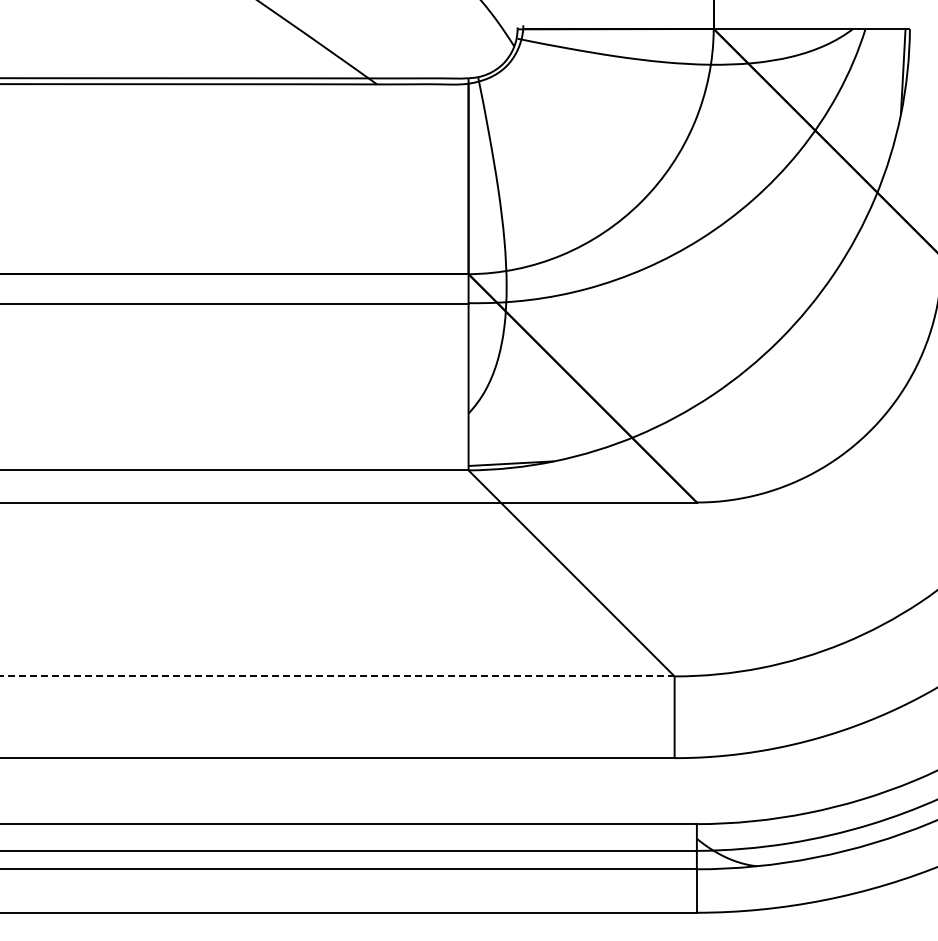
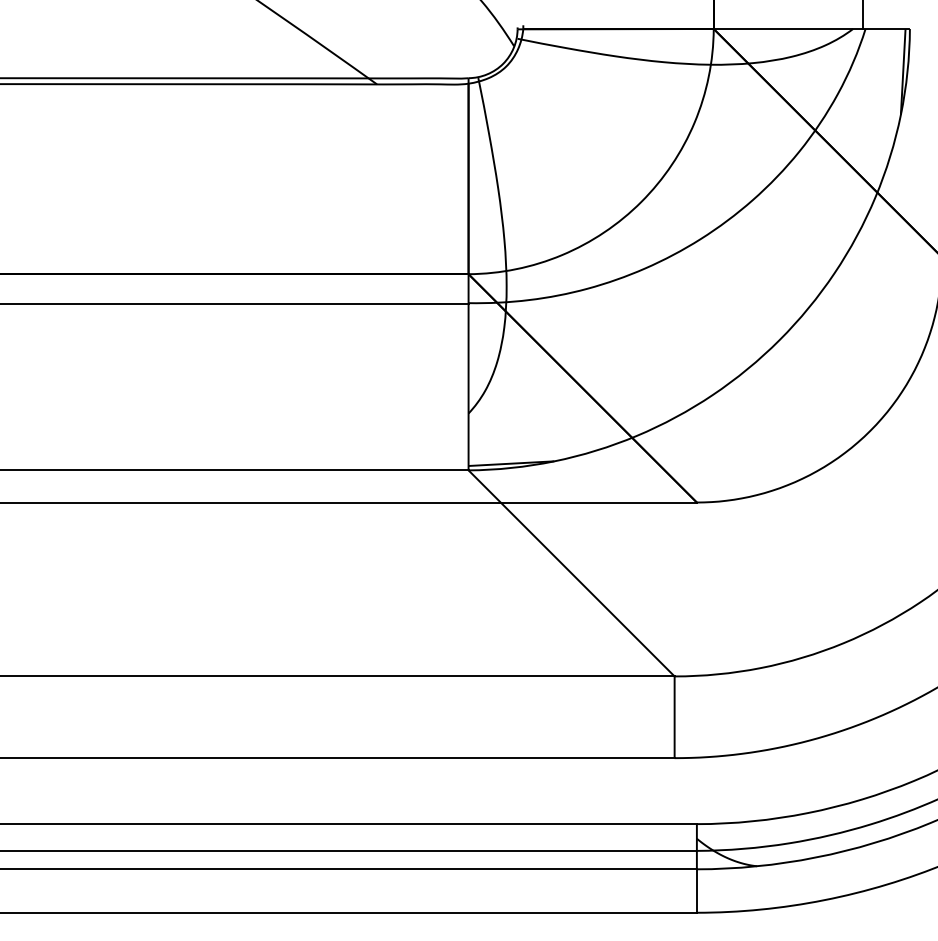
line: none -> present (862, 15)
line: dashed -> solid (337, 676)
